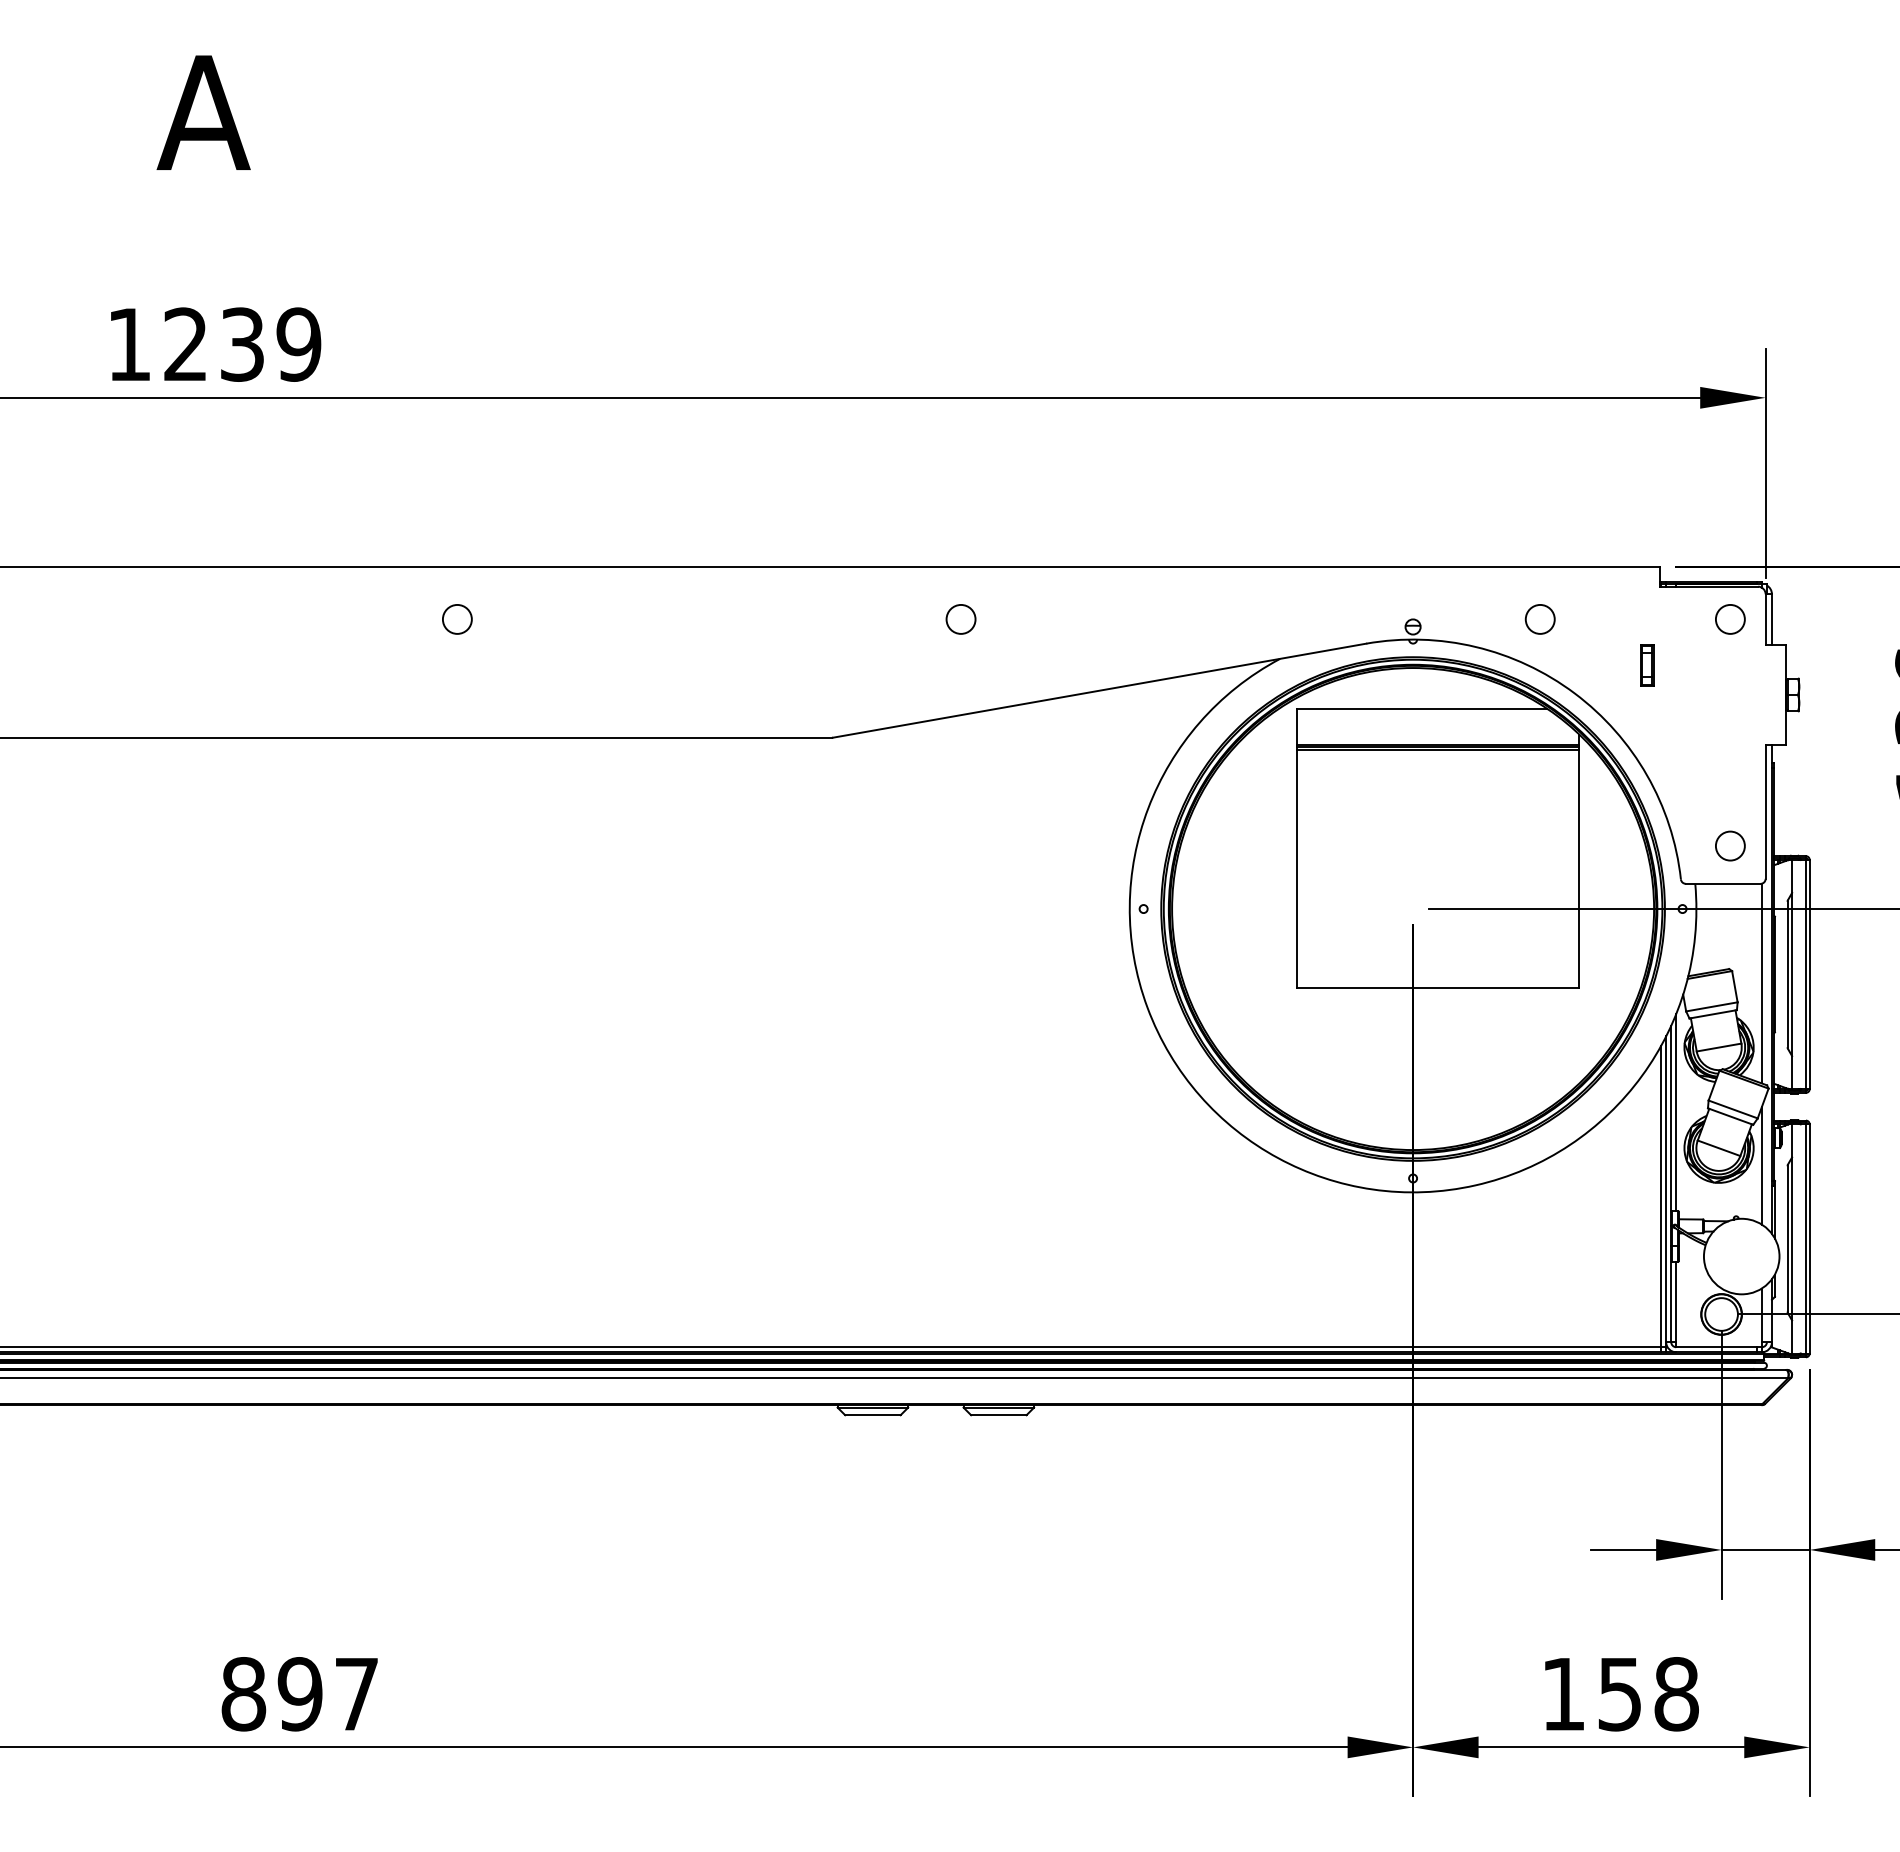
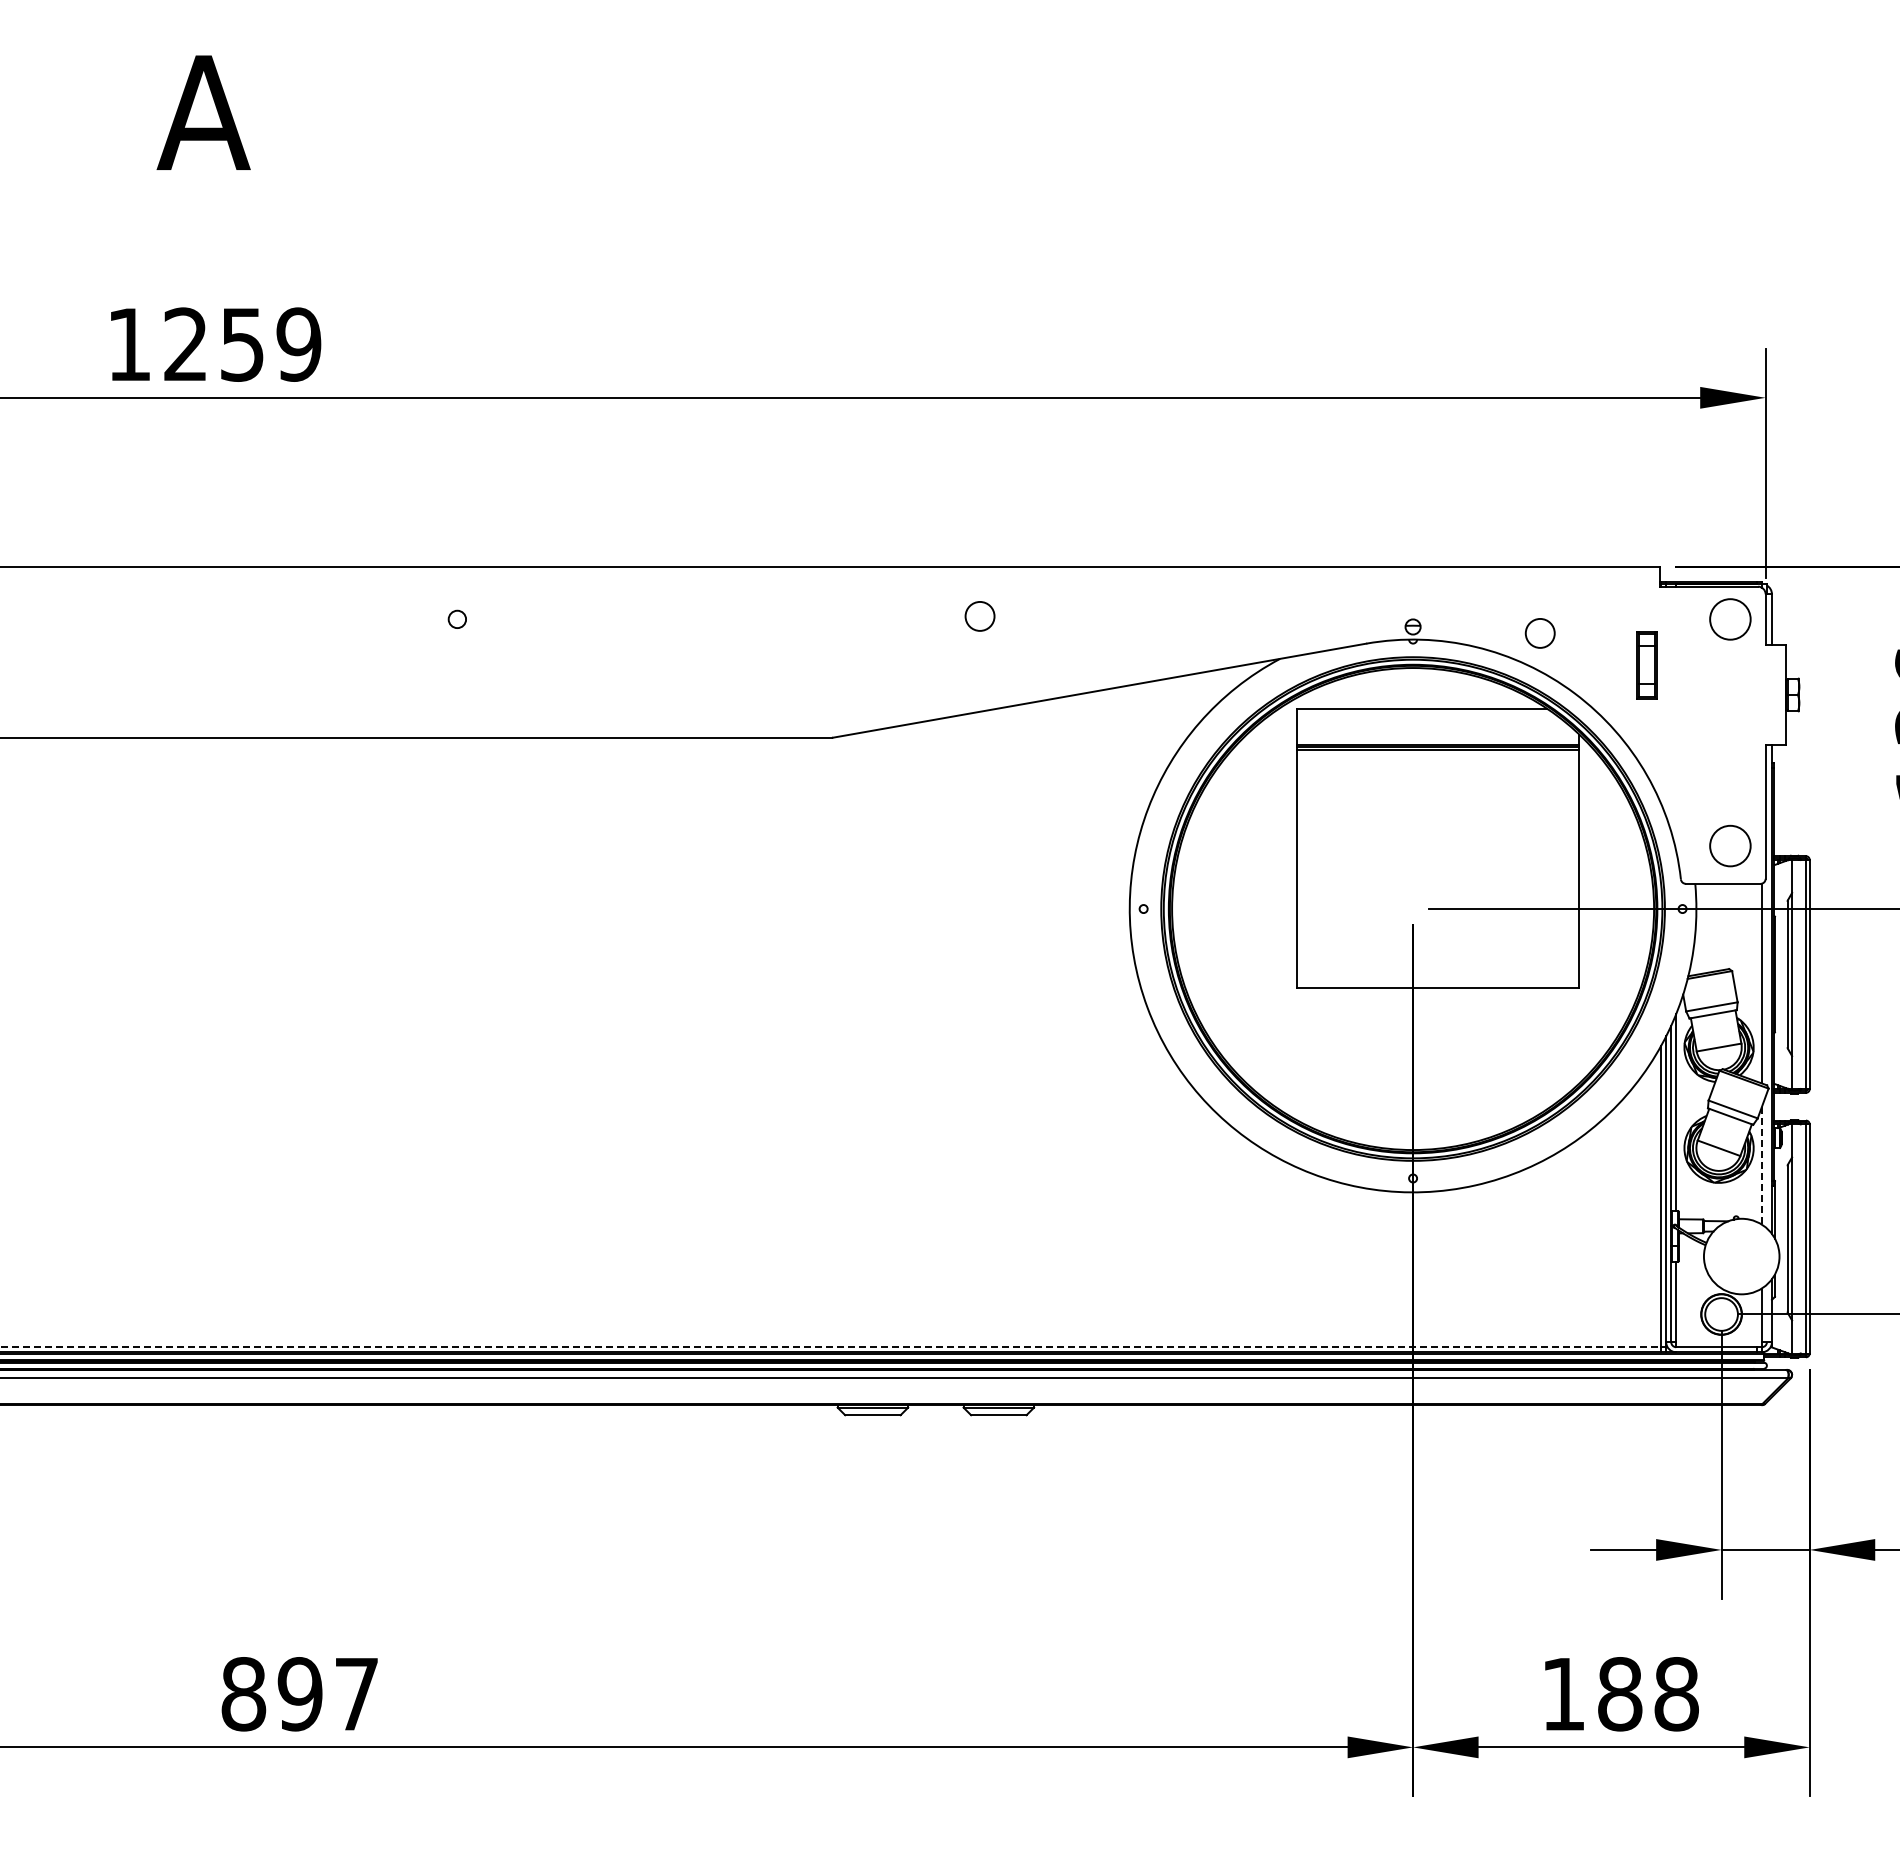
text: 1239 -> 1259 (242, 344)
circle diameter: 29 px -> 17 px (457, 619)
circle diameter: 29 px -> 41 px (1730, 619)
circle position: (960, 619) -> (979, 616) (979, 616)
circle position: (1539, 619) -> (1539, 633) (1539, 633)
part size: 15x43 px -> 22x69 px (1646, 665)
circle diameter: 29 px -> 41 px (1730, 845)
line: solid -> dashed (1761, 1165)
line: solid -> dashed (831, 1347)
text: 158 -> 188 (1620, 1694)
